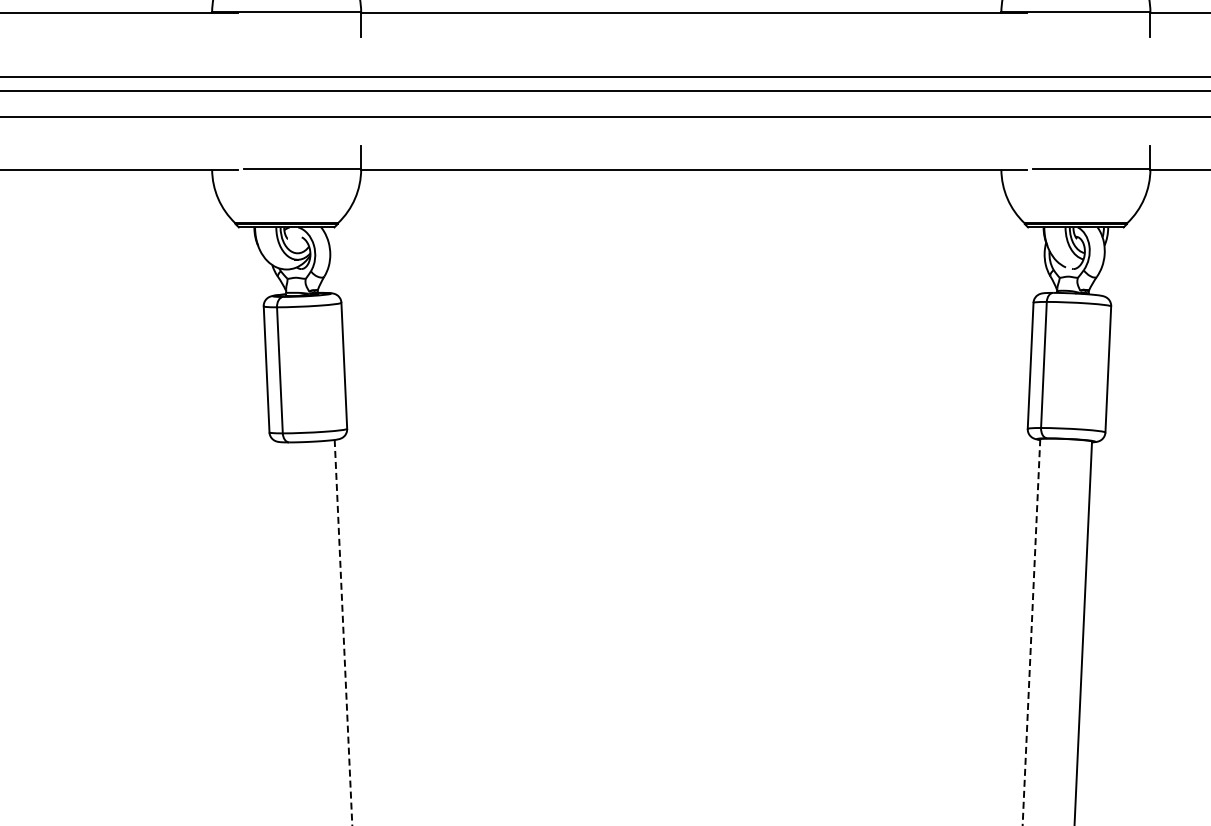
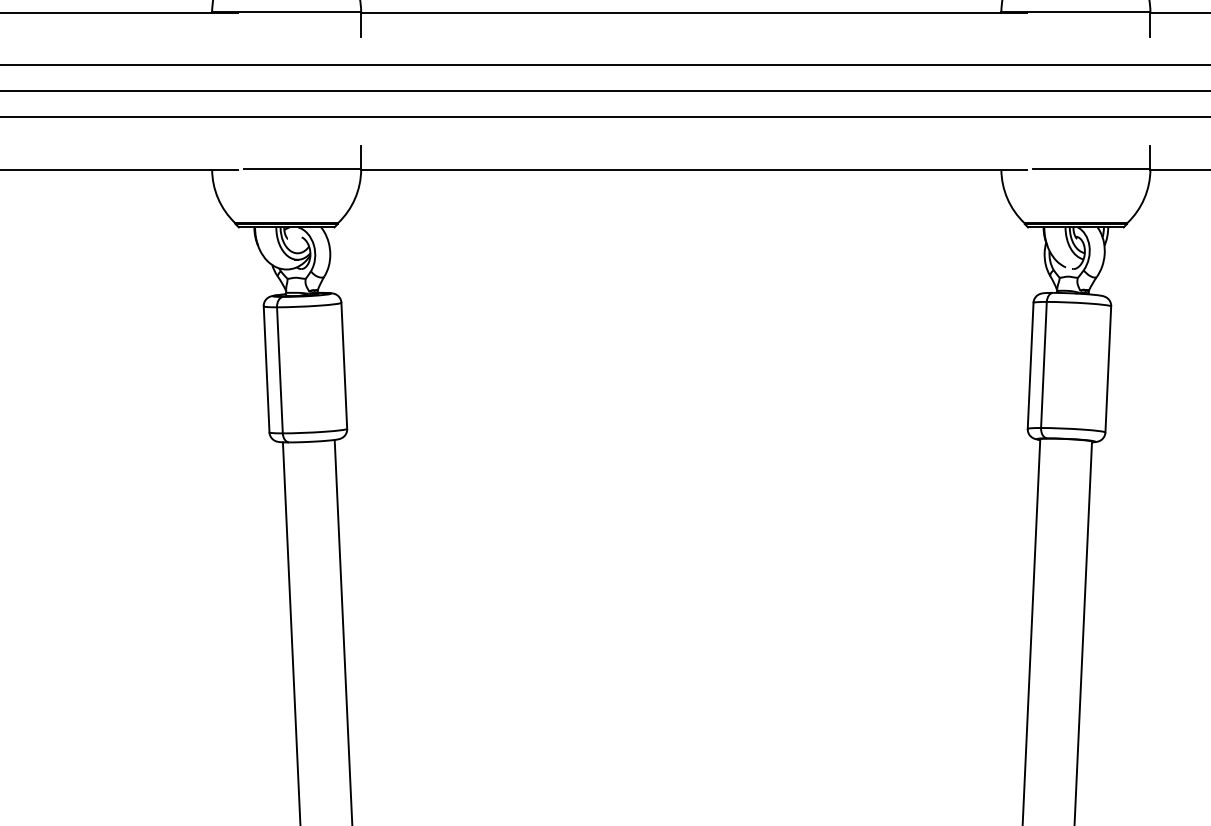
line position: (604, 77) -> (604, 65) (604, 65)
line: none -> present (291, 632)
line: dashed -> solid (343, 632)
line: dashed -> solid (1031, 632)
